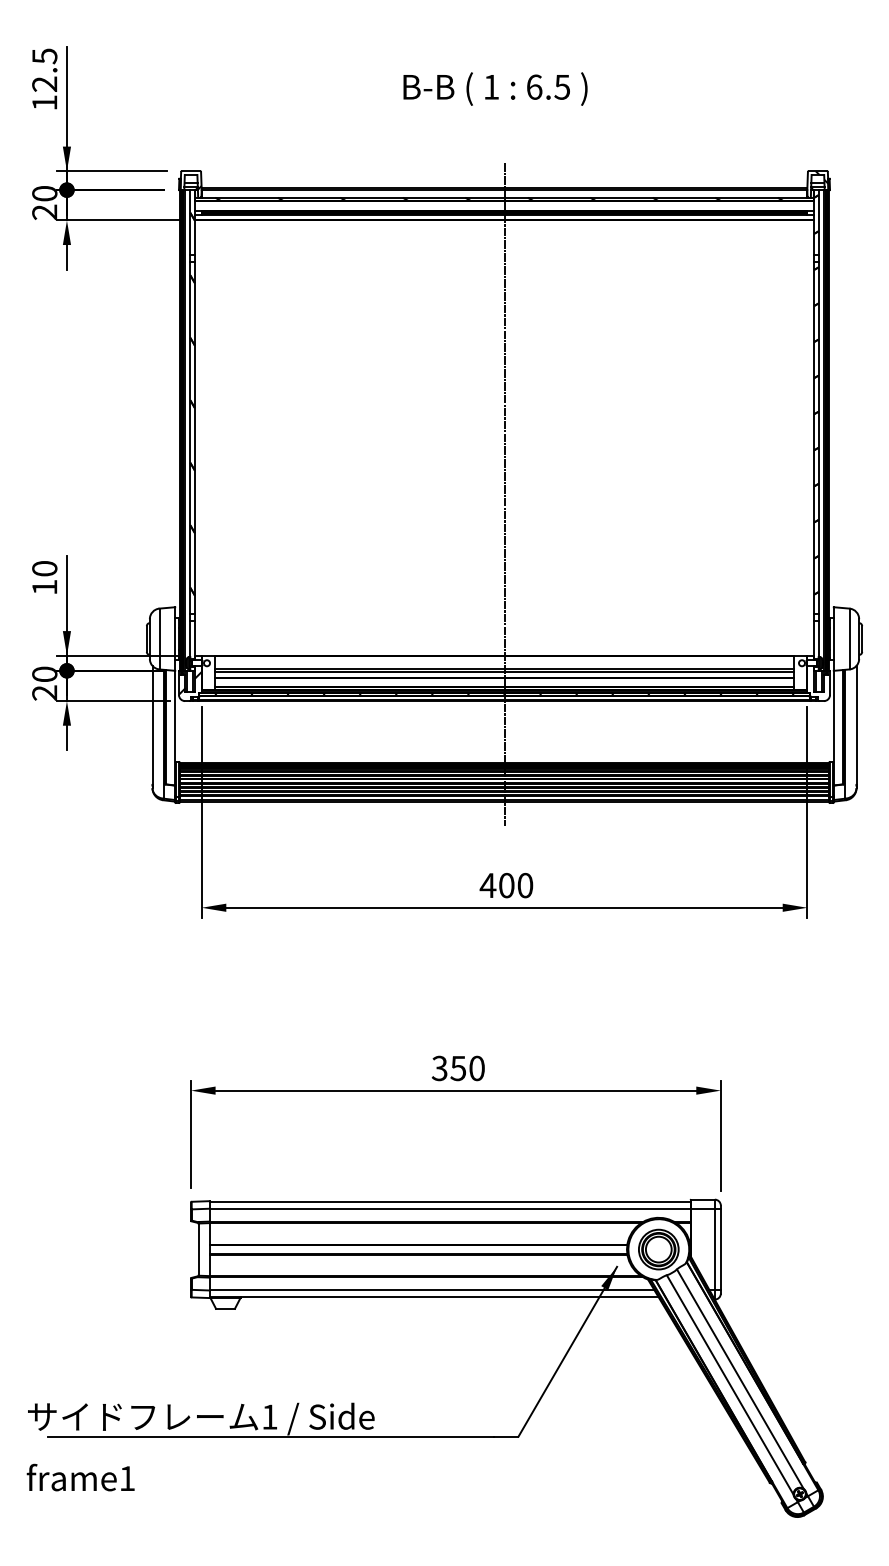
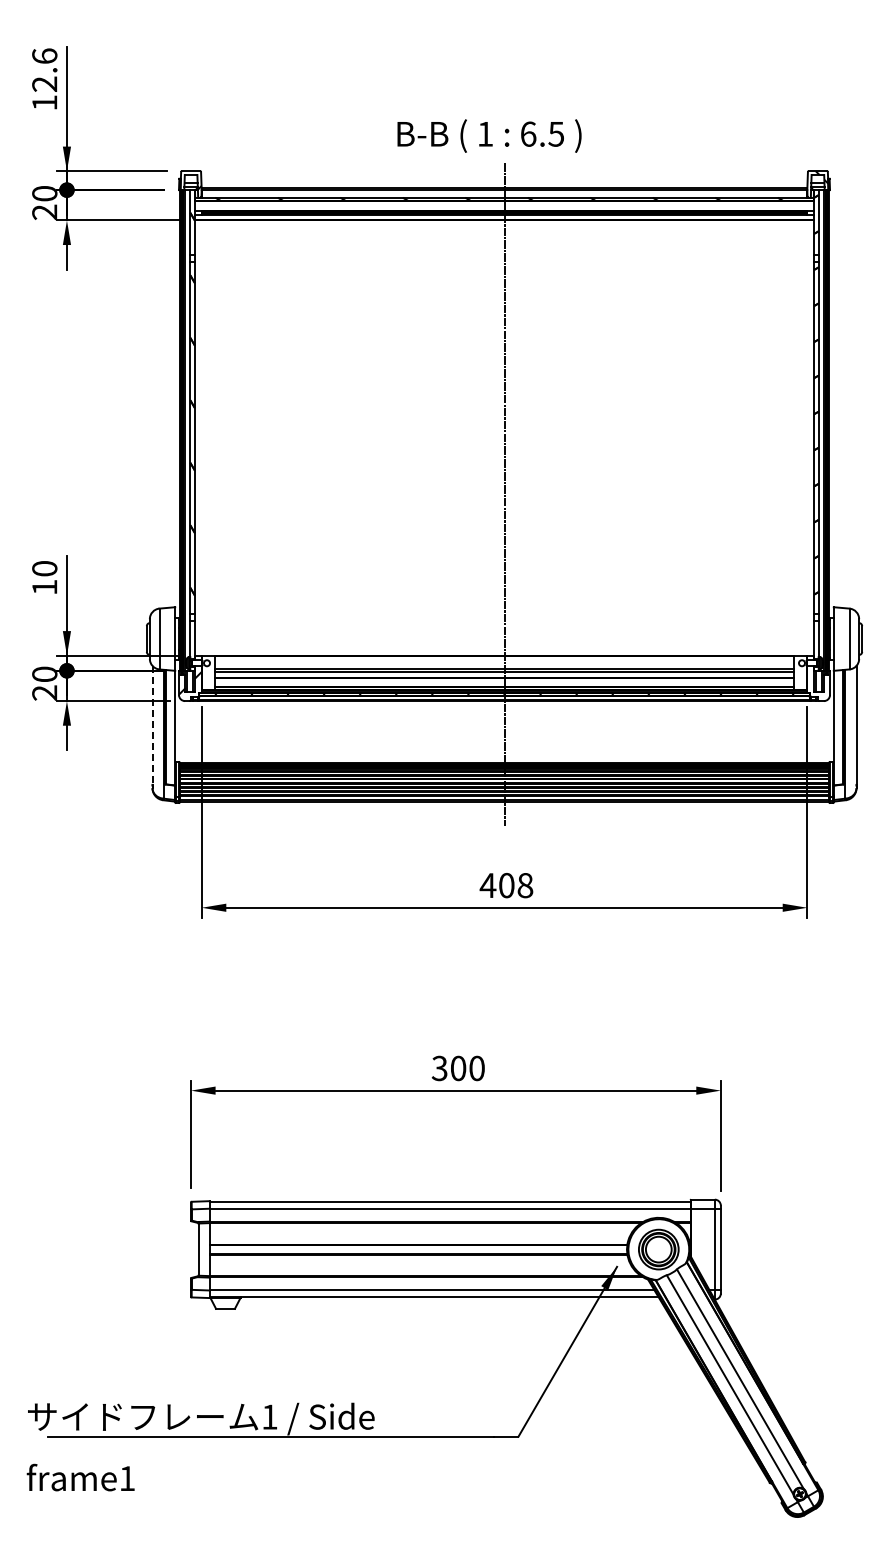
text: 12.5 -> 12.6 (44, 56)
text position: (495, 88) -> (489, 135) (489, 135)
line: solid -> dashed (152, 725)
text: 400 -> 408 (525, 885)
text: 350 -> 300 (458, 1068)
